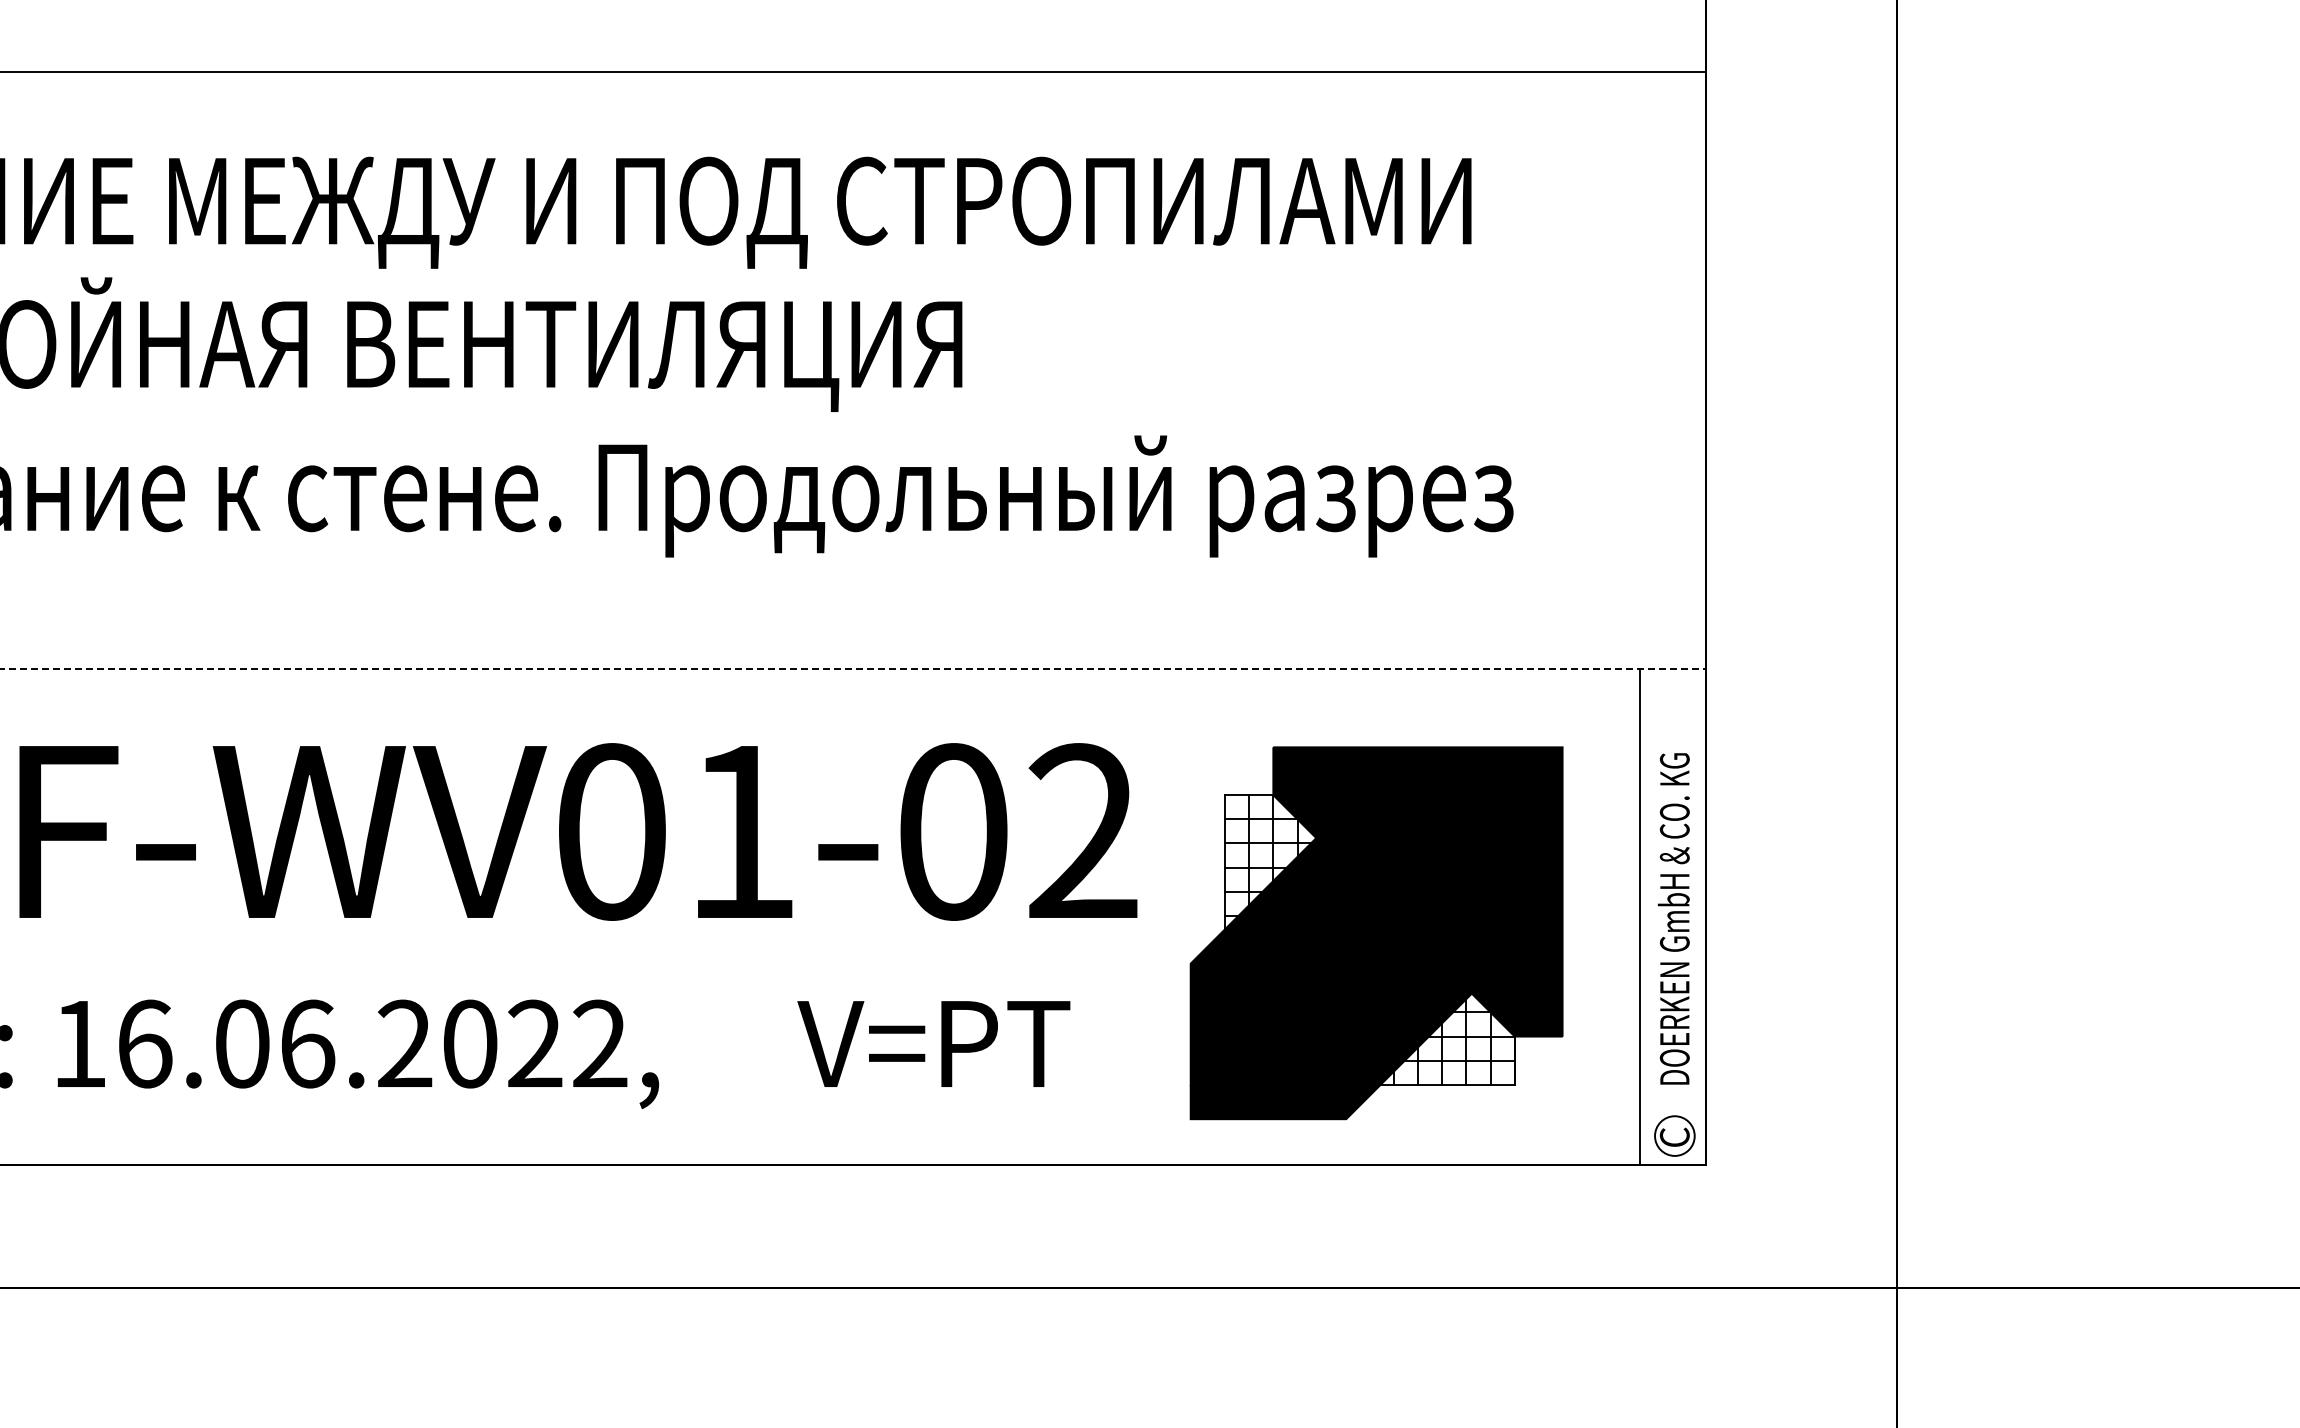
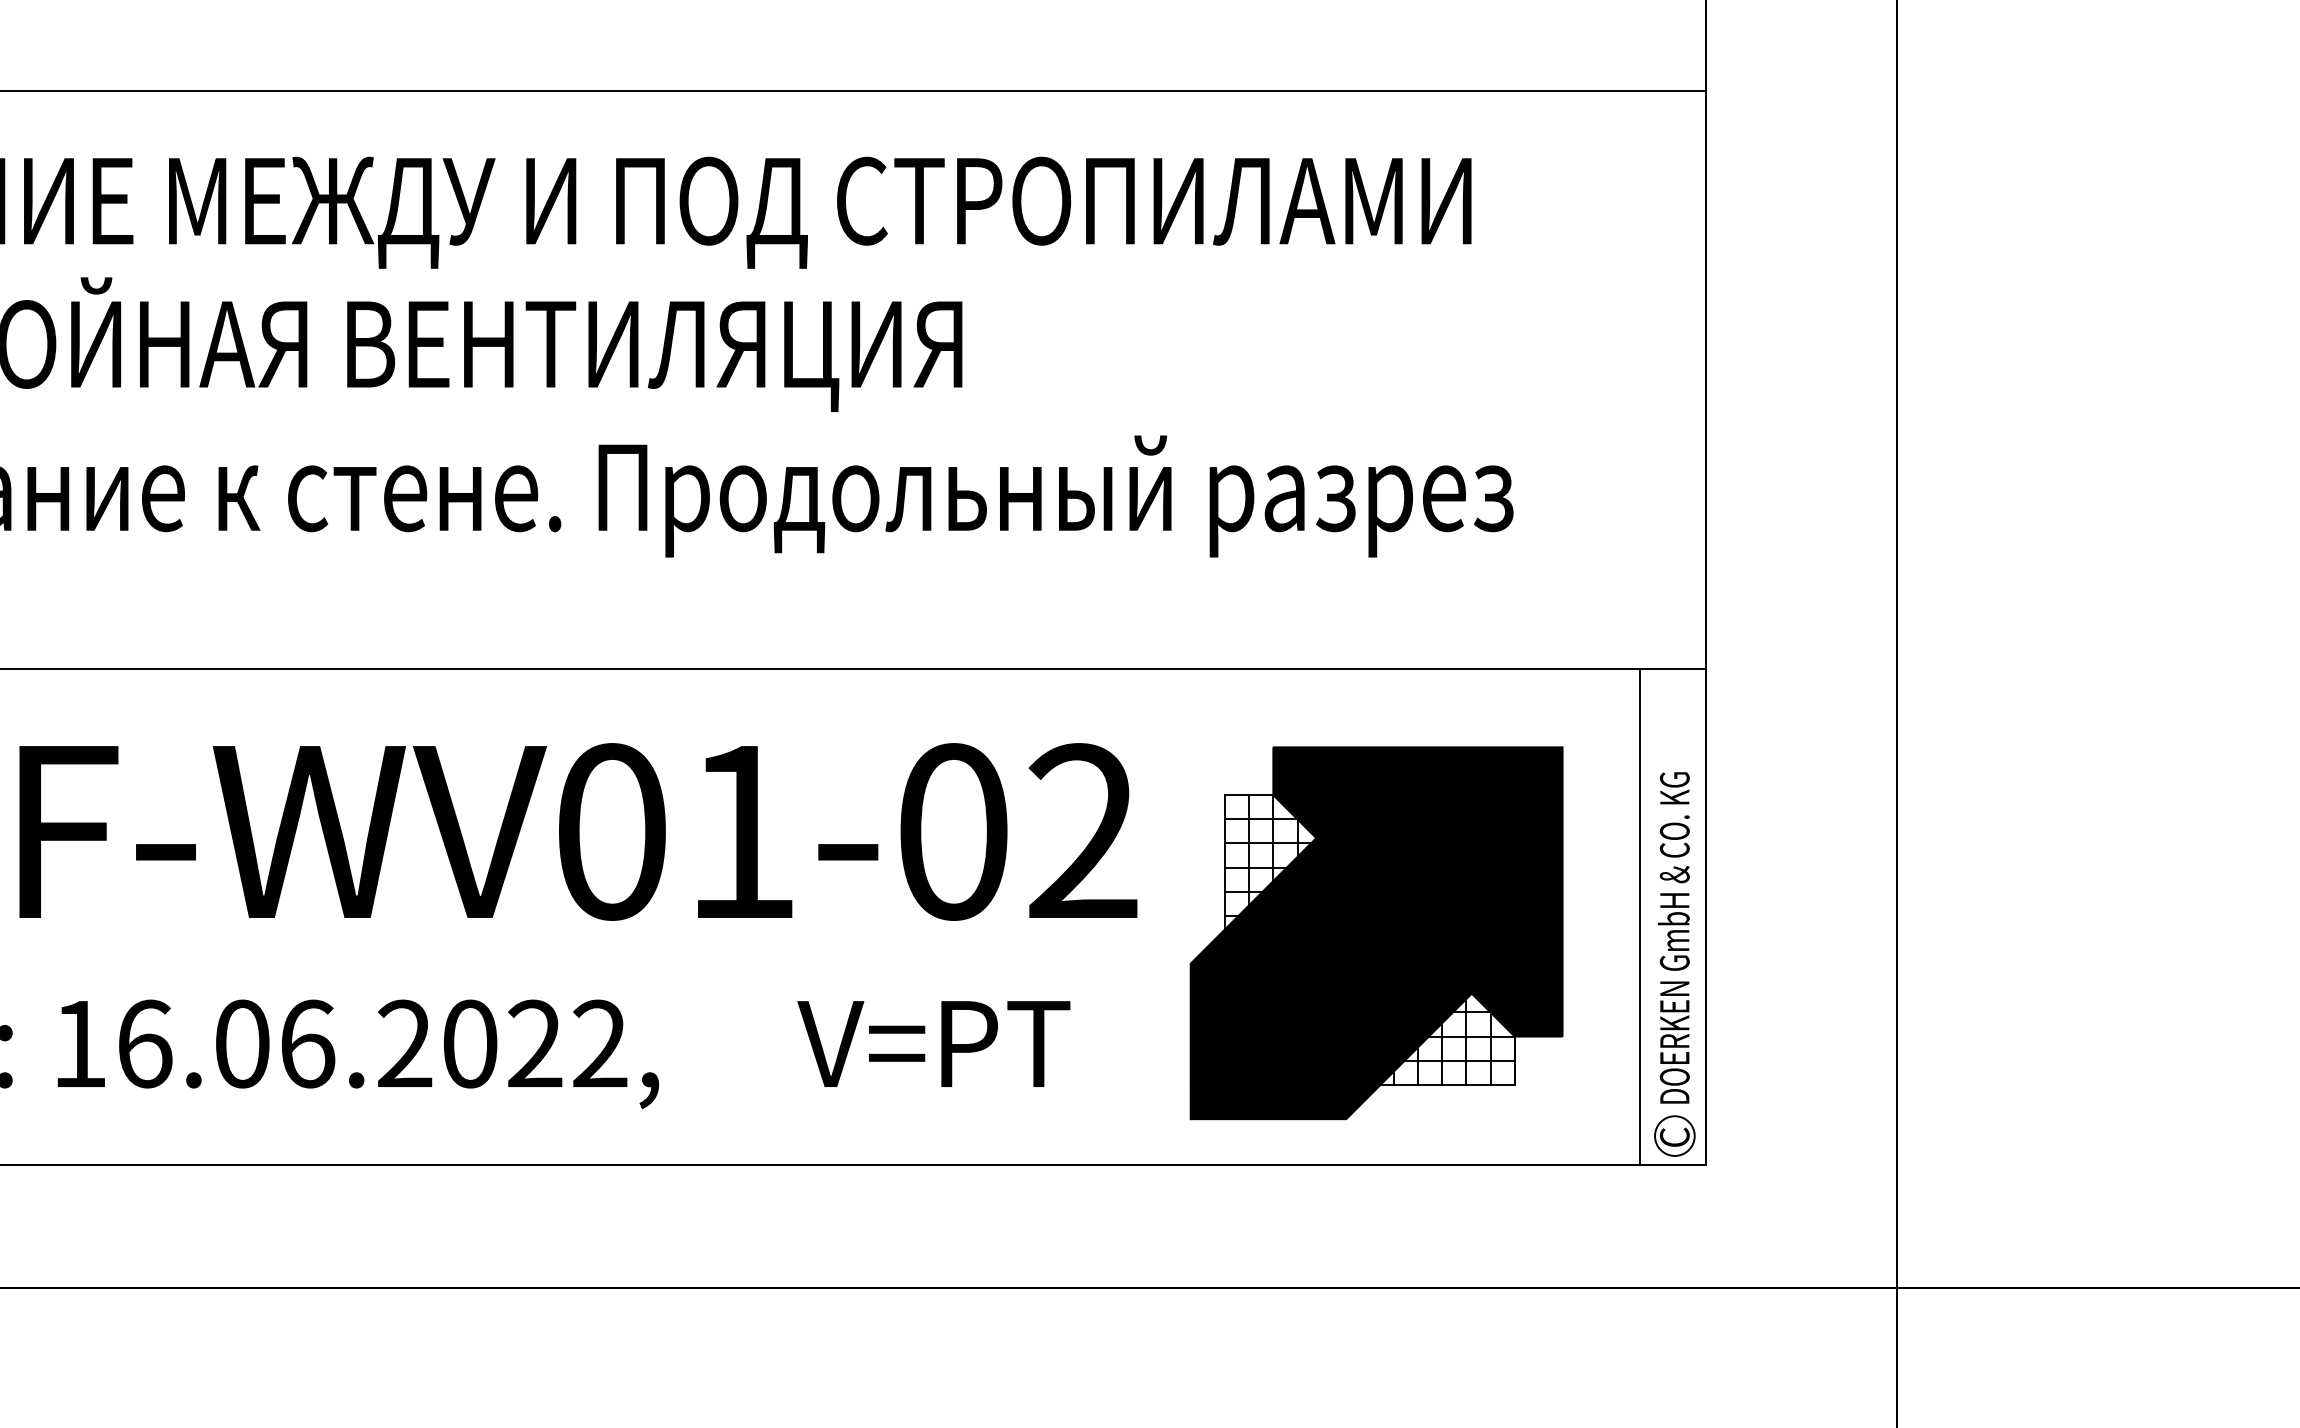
line position: (853, 72) -> (853, 91) (853, 91)
line: dashed -> solid (853, 669)
text position: (1673, 918) -> (1673, 937) (1673, 937)
